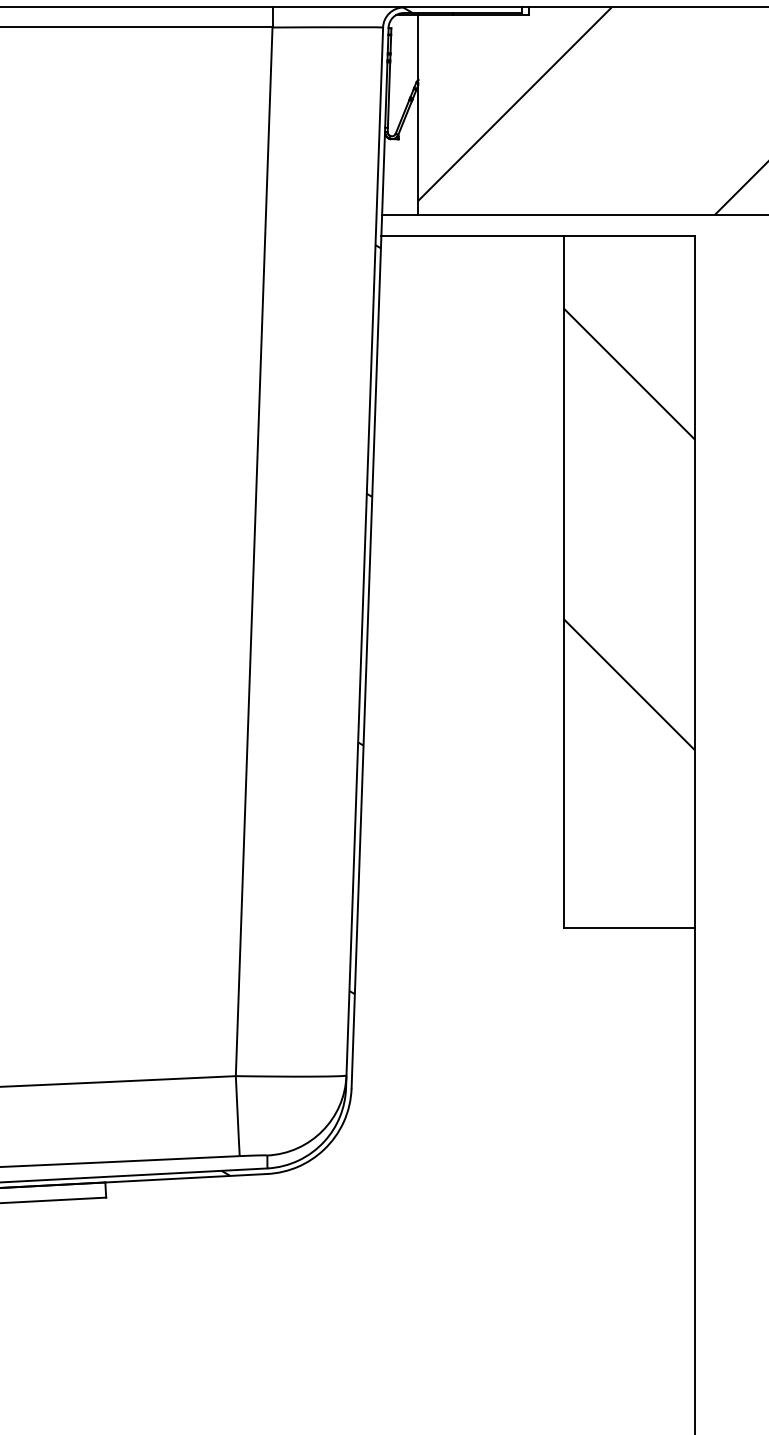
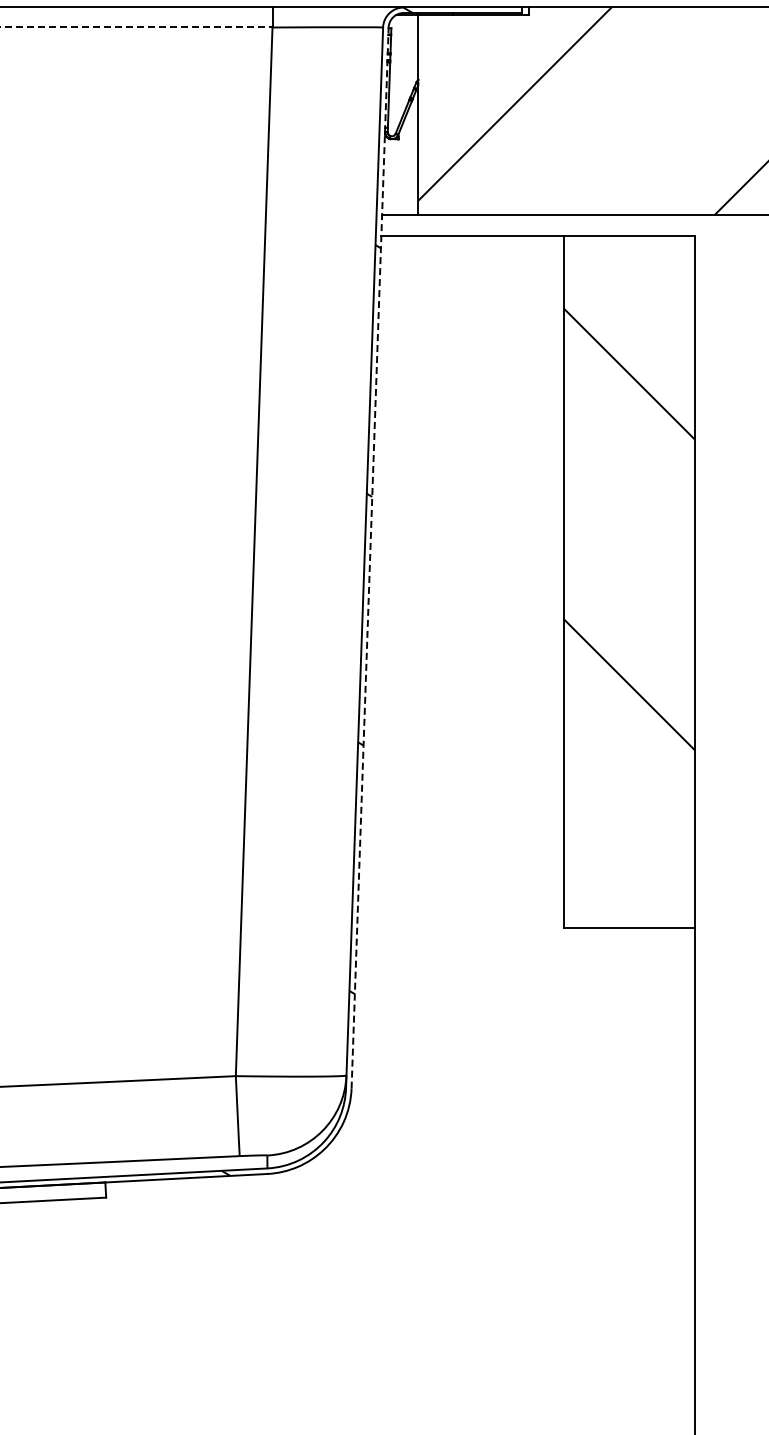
line: solid -> dashed (136, 27)
line: solid -> dashed (370, 558)
